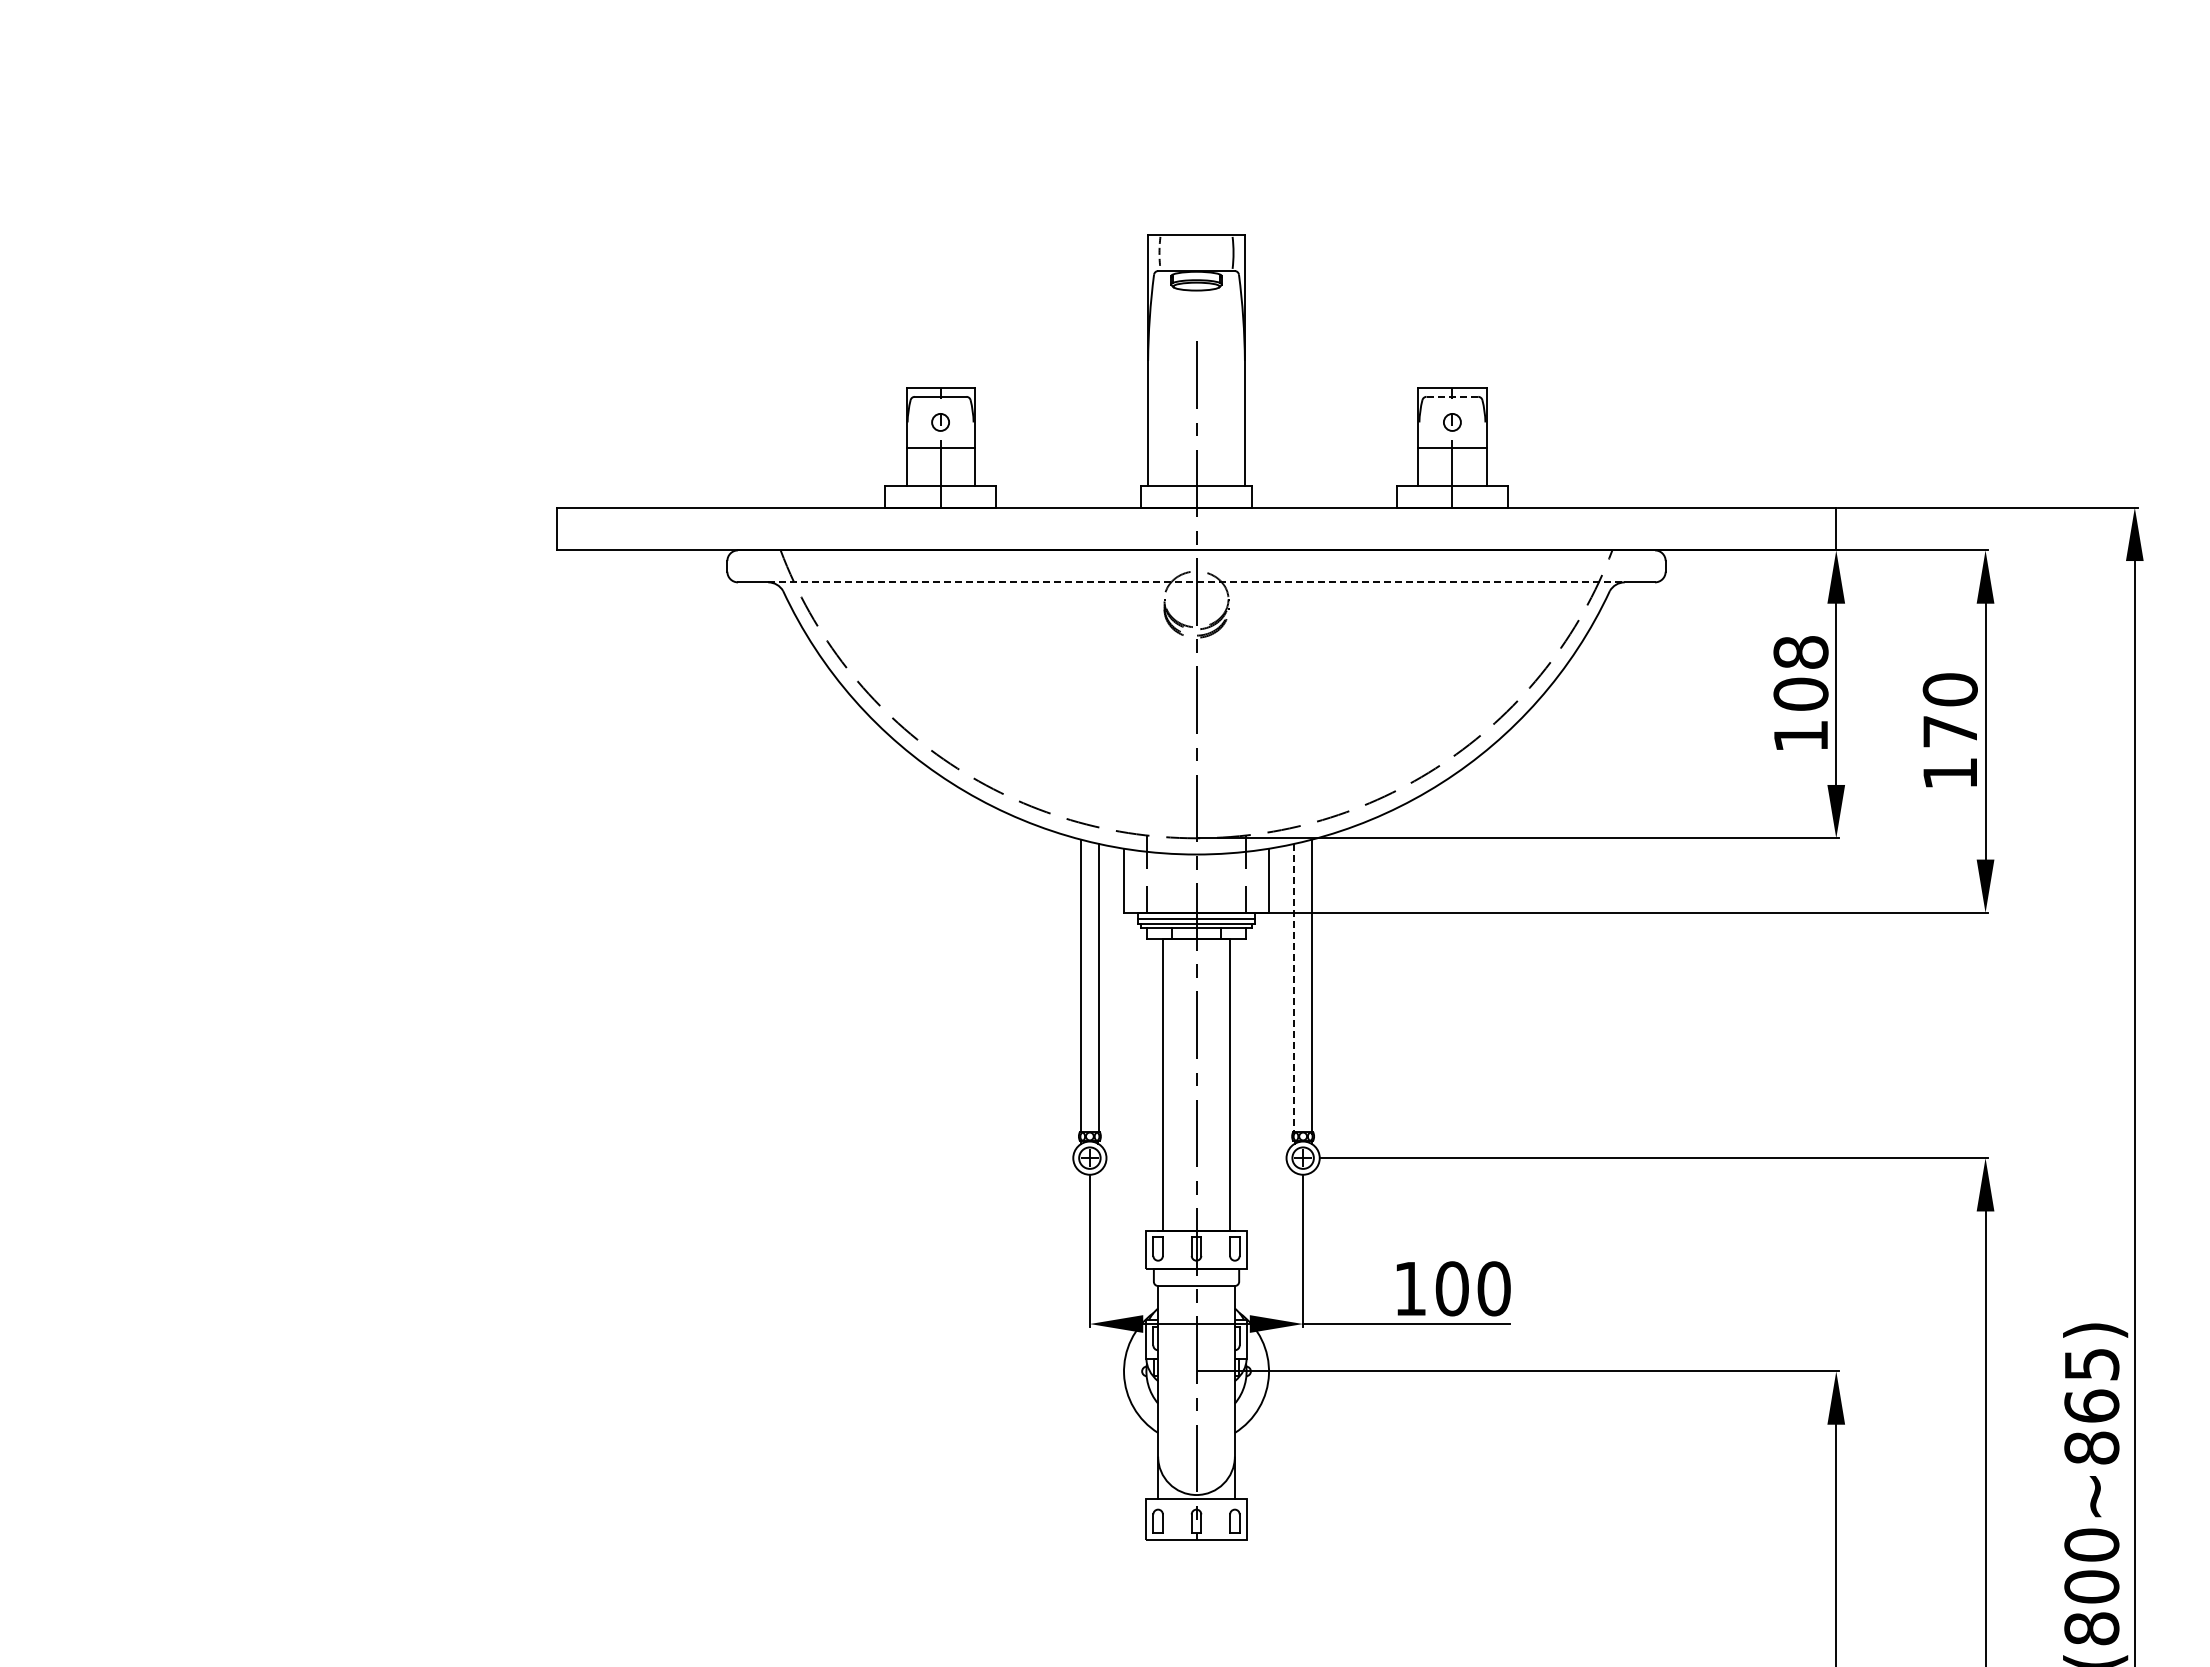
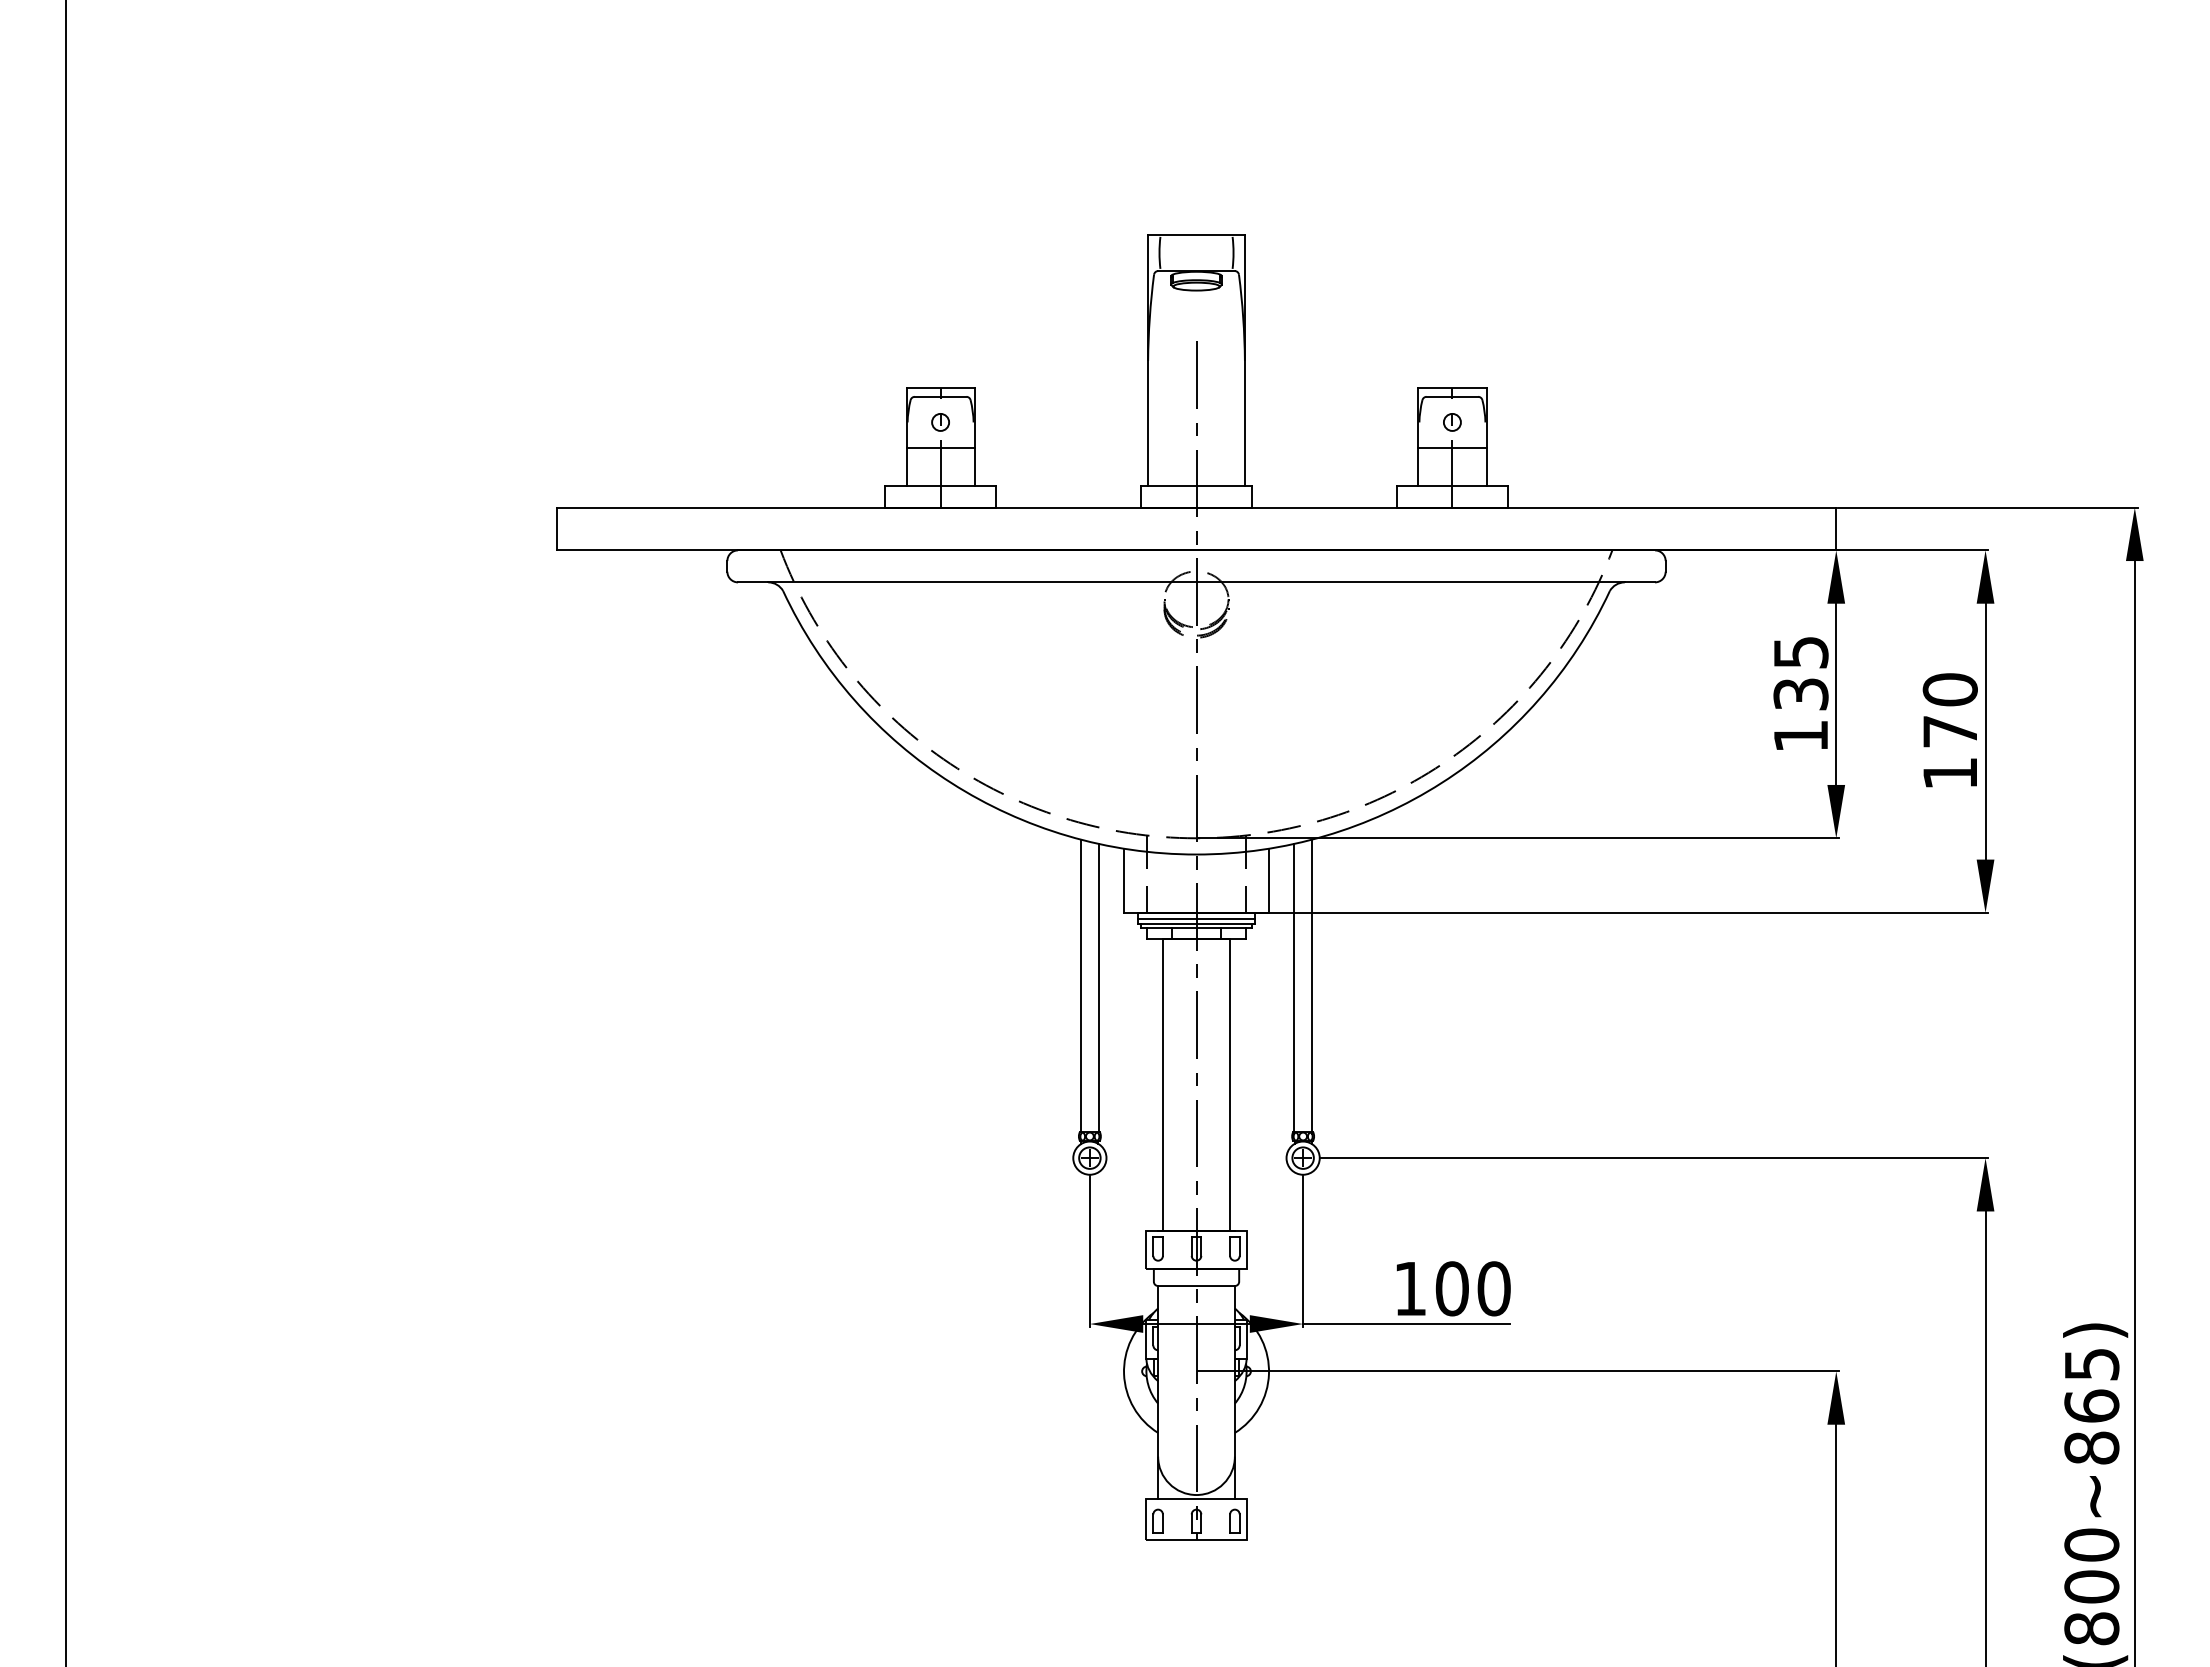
arc: dashed -> solid (1159, 252)
line: dashed -> solid (1452, 396)
line: dashed -> solid (1197, 582)
text: 108 -> 135 (1800, 673)
line: none -> present (66, 832)
line: dashed -> solid (1294, 989)
